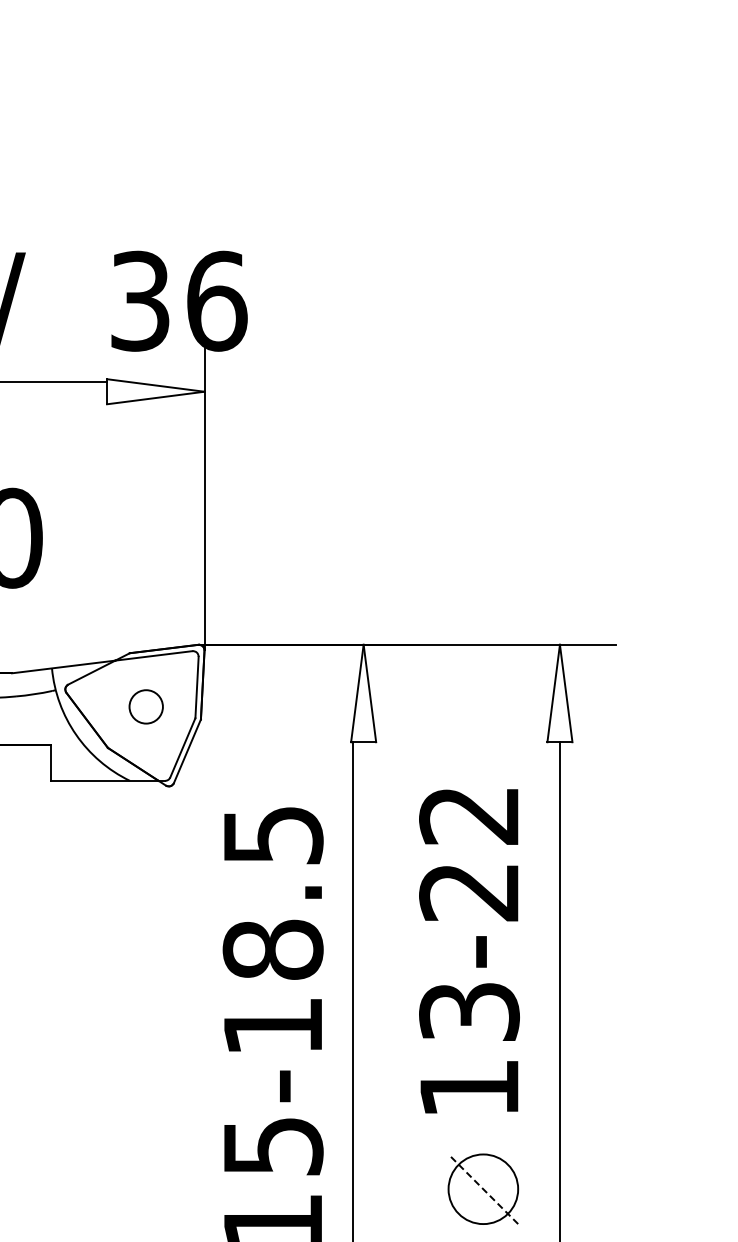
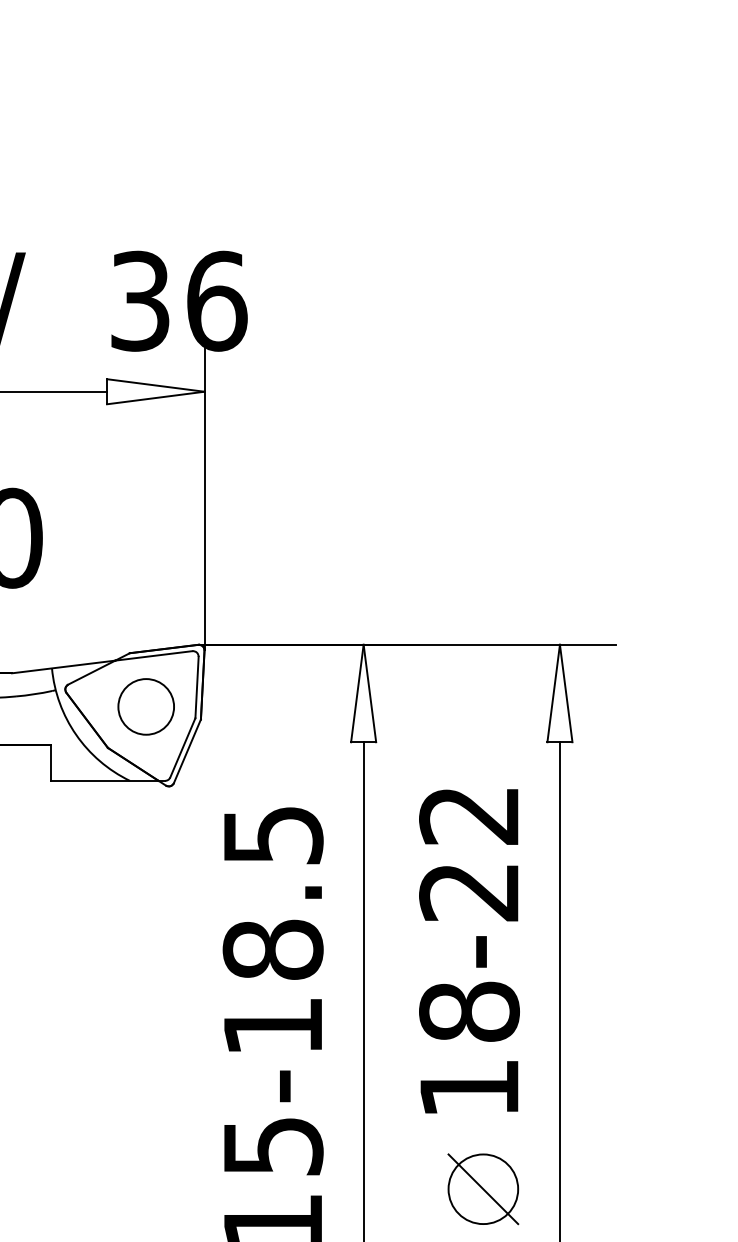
line position: (54, 381) -> (54, 391) (54, 391)
circle diameter: 33 px -> 56 px (146, 706)
line position: (352, 990) -> (363, 990) (363, 990)
text: 13-22 -> 18-22 (469, 1011)
line: dashed -> solid (483, 1188)
